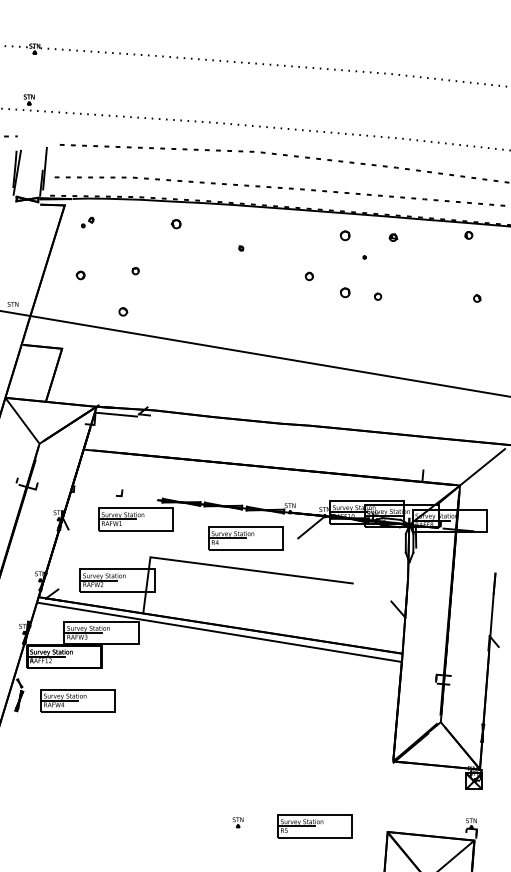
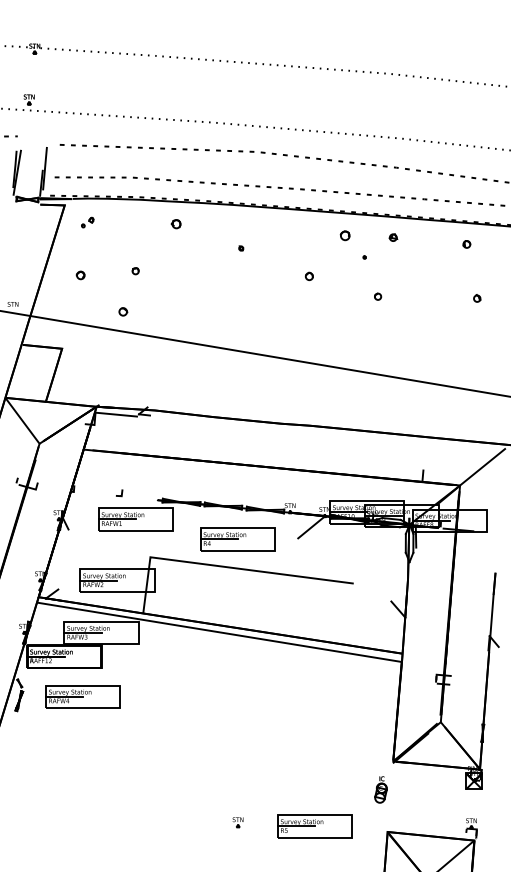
part position: (468, 235) -> (466, 244) (466, 244)
part: present -> none (344, 292)
part position: (245, 538) -> (237, 539) (237, 539)
part position: (77, 700) -> (82, 696) (82, 696)
part: none -> present (380, 789)
